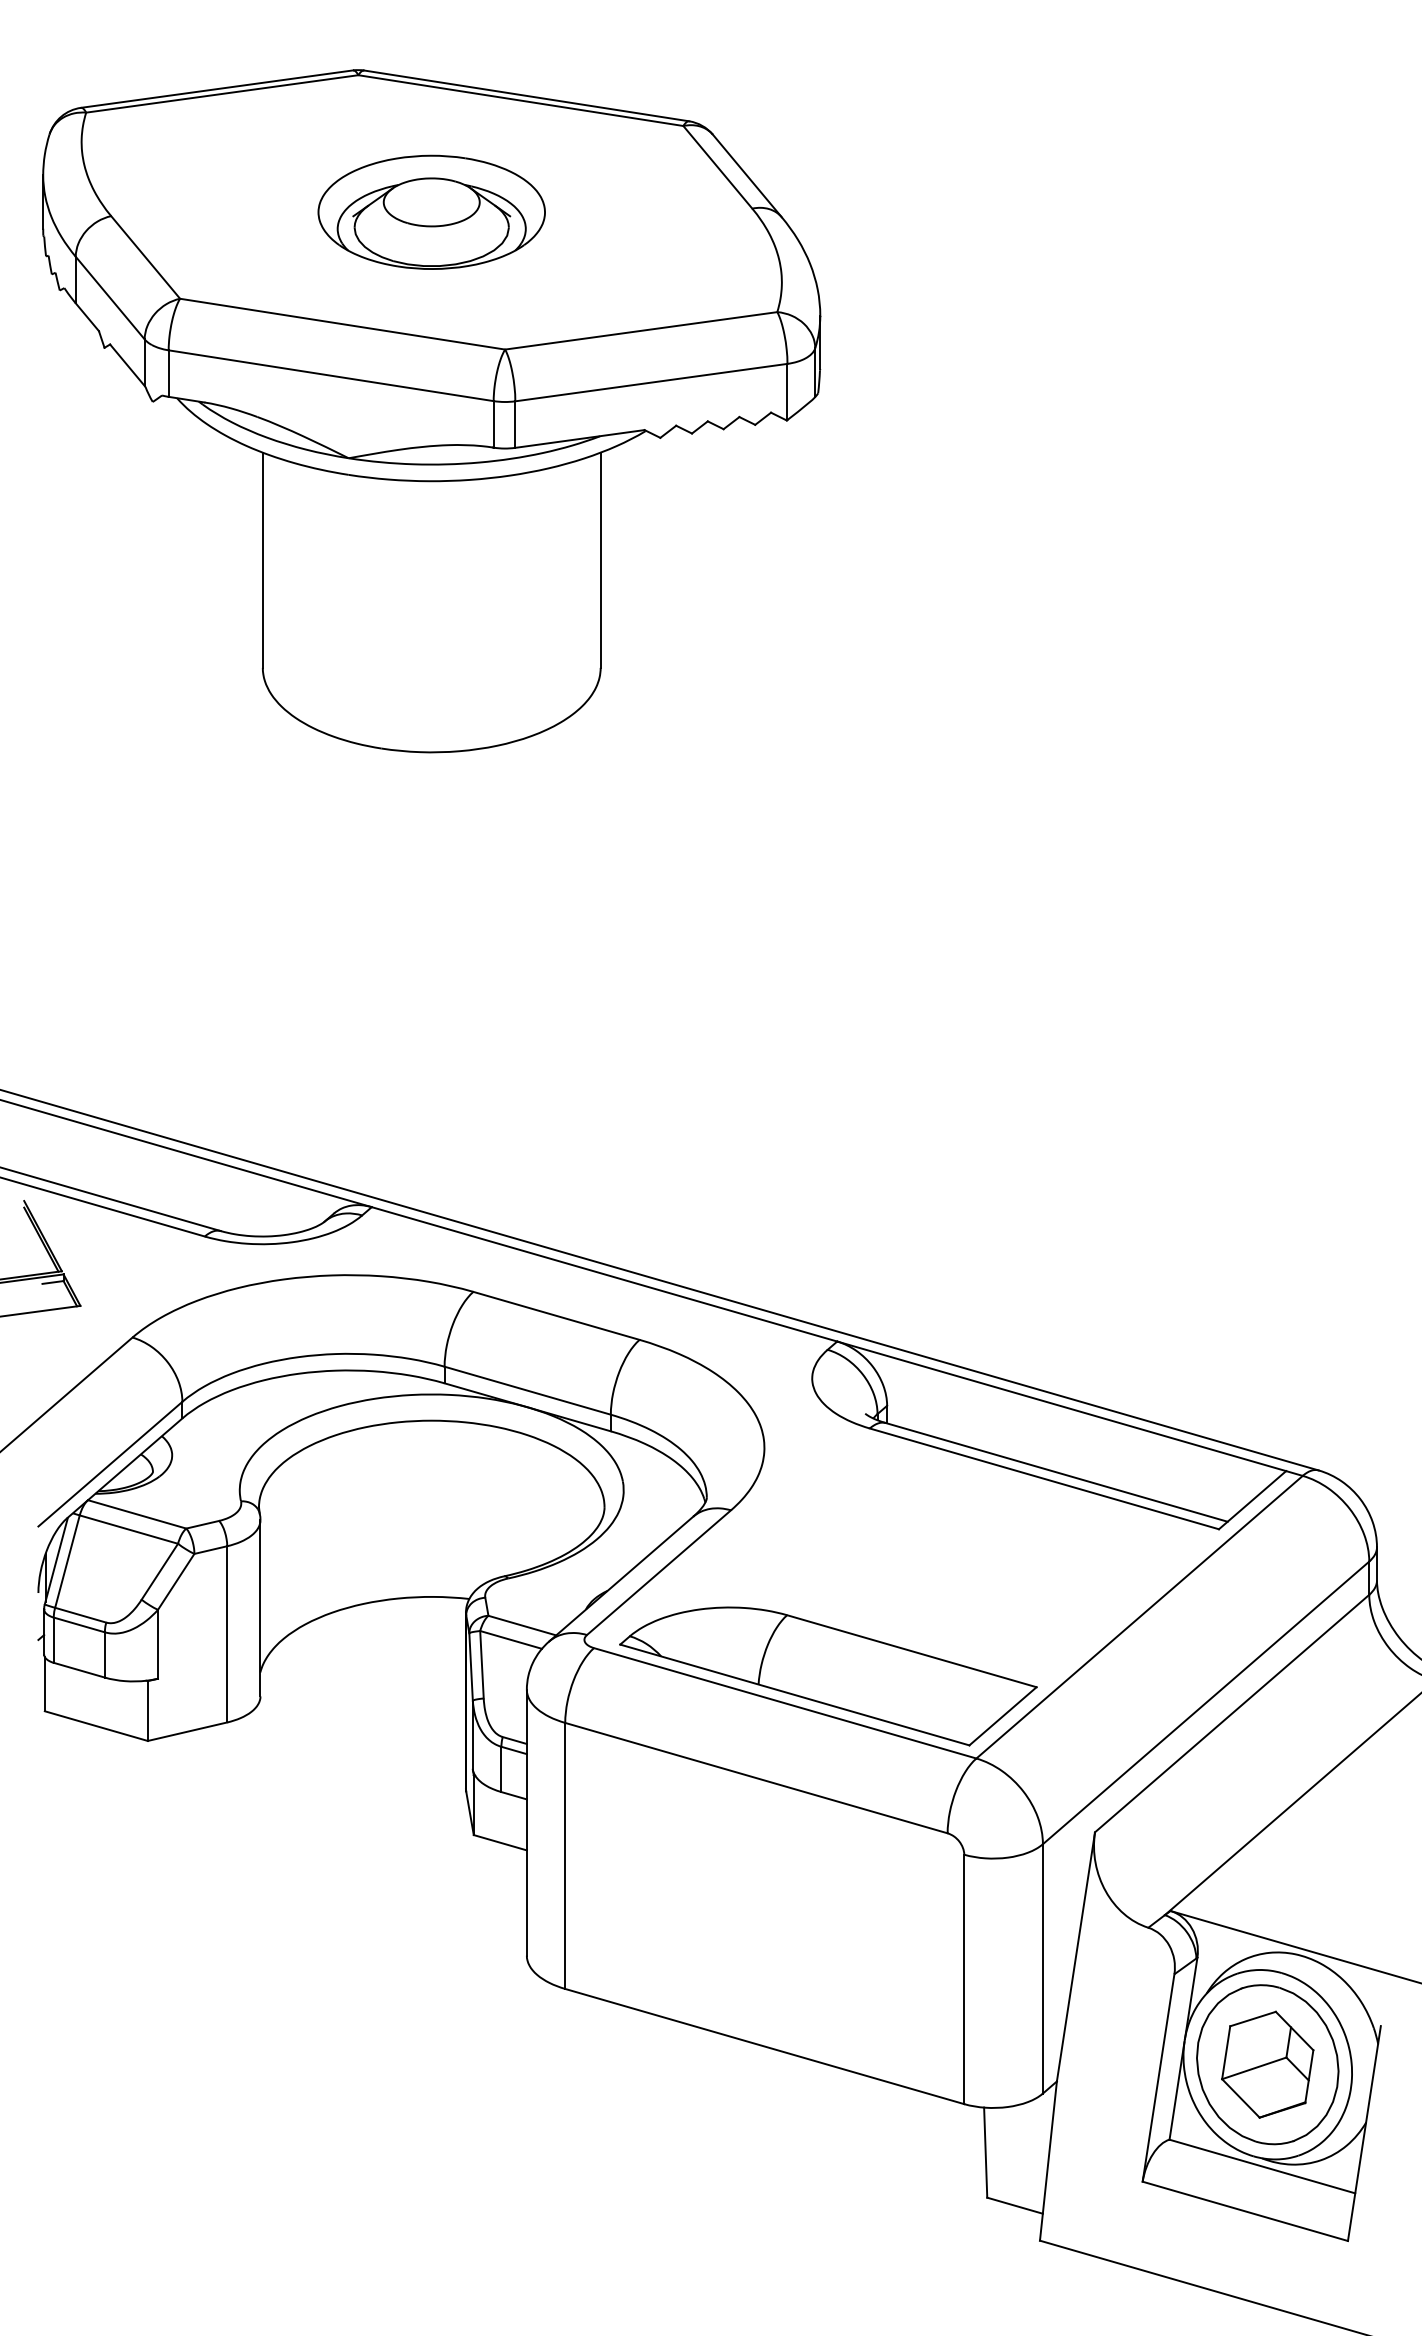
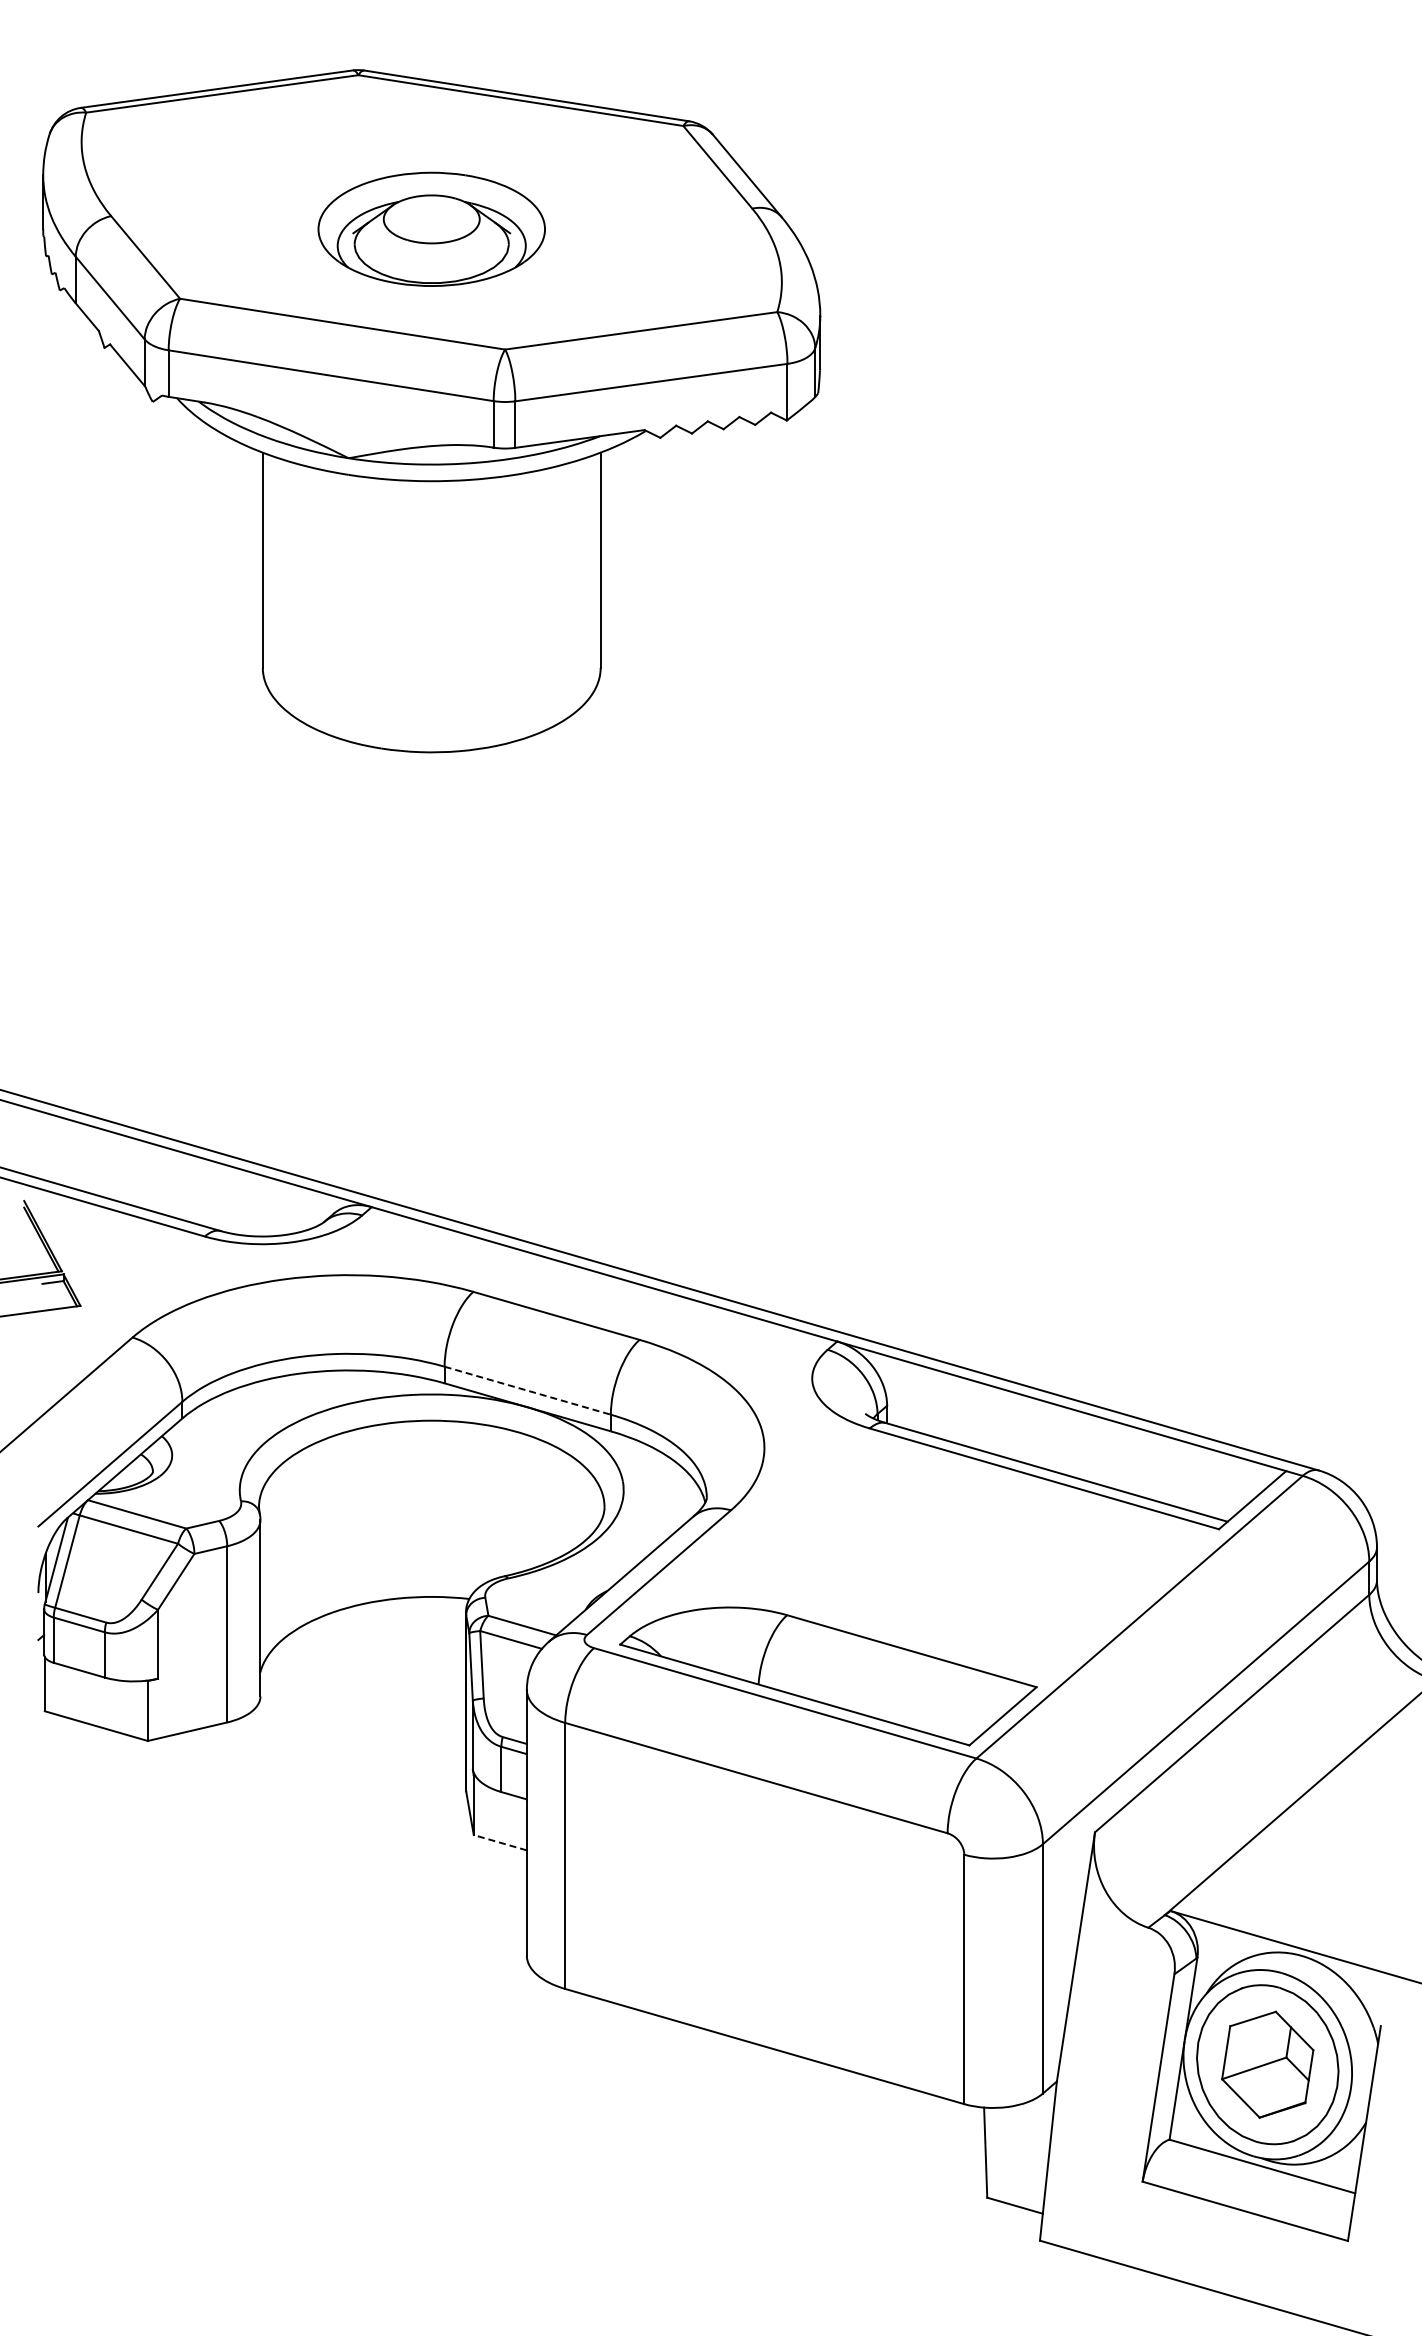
part position: (431, 211) -> (431, 228) (431, 228)
line: solid -> dashed (527, 1390)
line: solid -> dashed (500, 1842)
